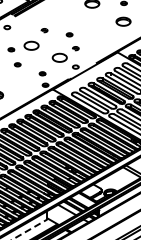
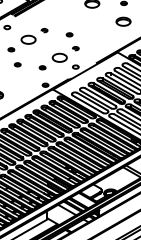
part position: (31, 45) -> (28, 39) (28, 39)
part position: (42, 73) -> (42, 67) (42, 67)
line: dashed -> solid (30, 229)
